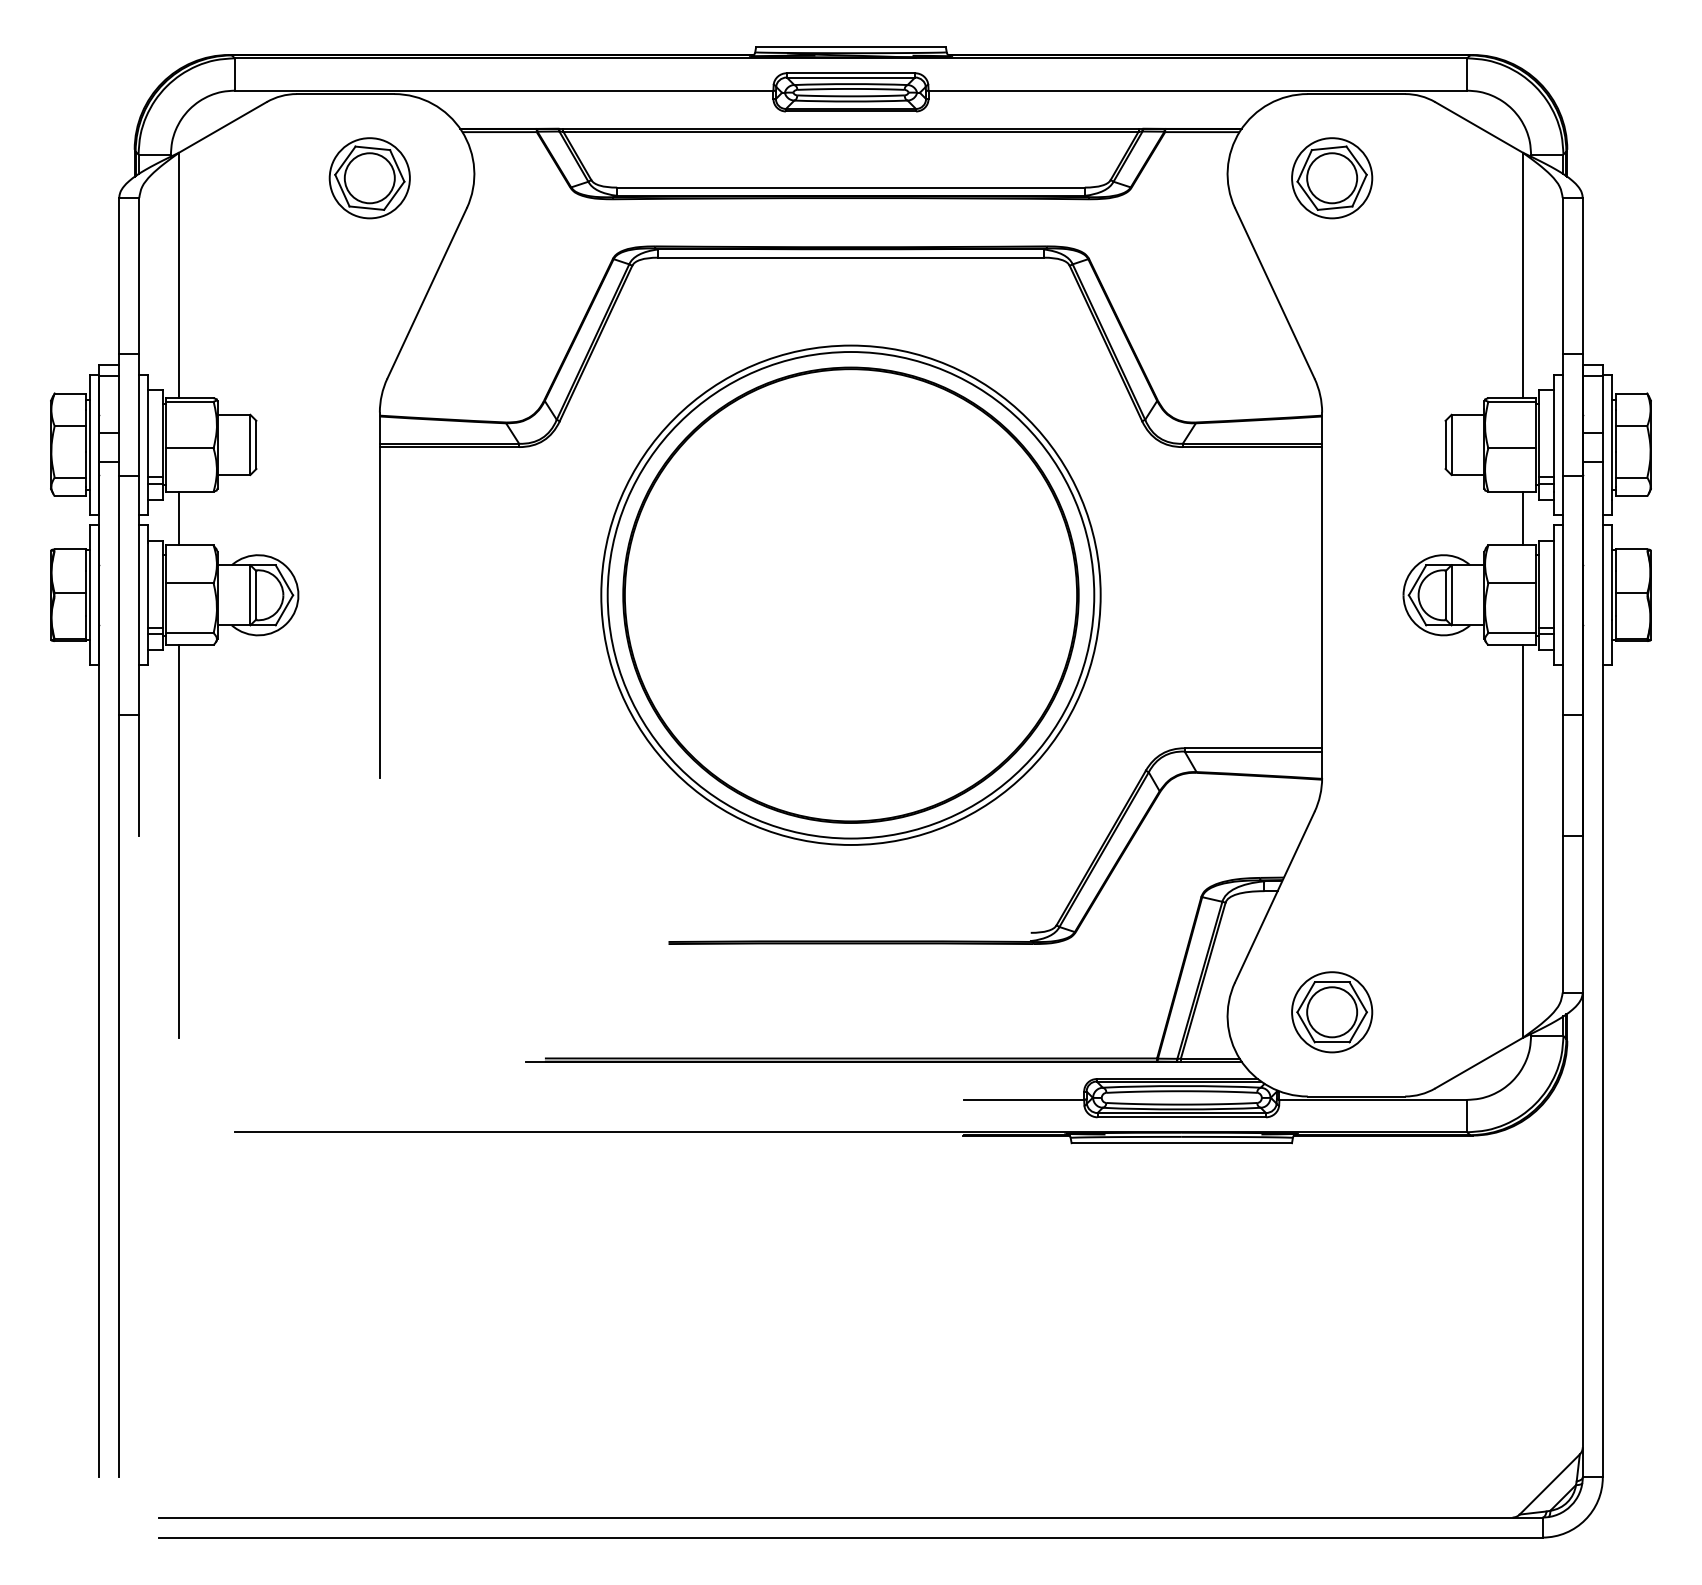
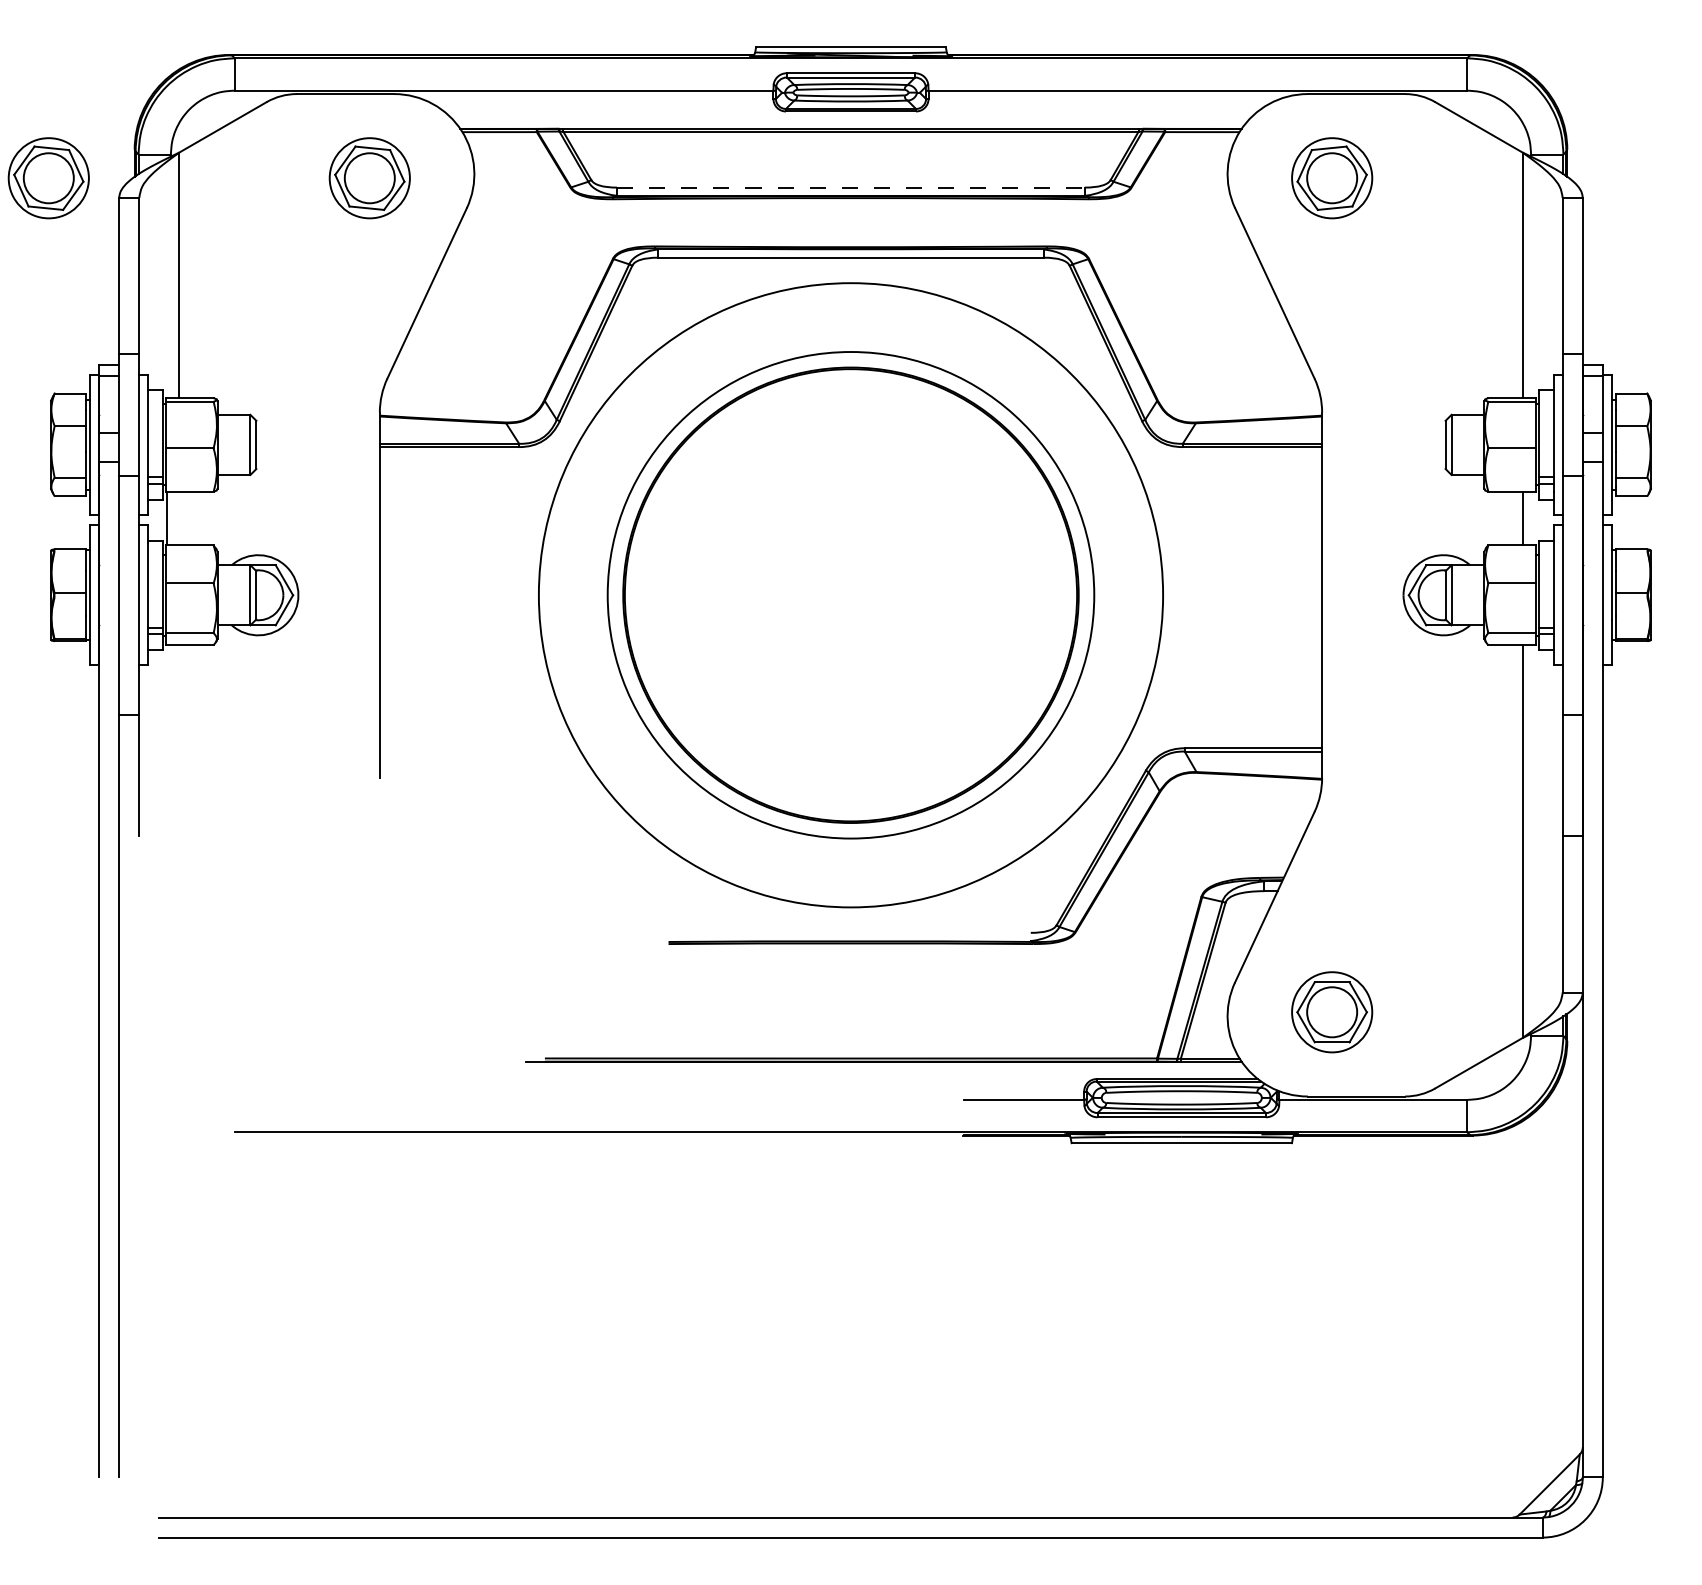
part: none -> present (48, 178)
line: solid -> dashed (850, 187)
line position: (179, 518) -> (167, 518) (167, 518)
circle diameter: 499 px -> 624 px (850, 595)
line: present -> none (179, 841)
